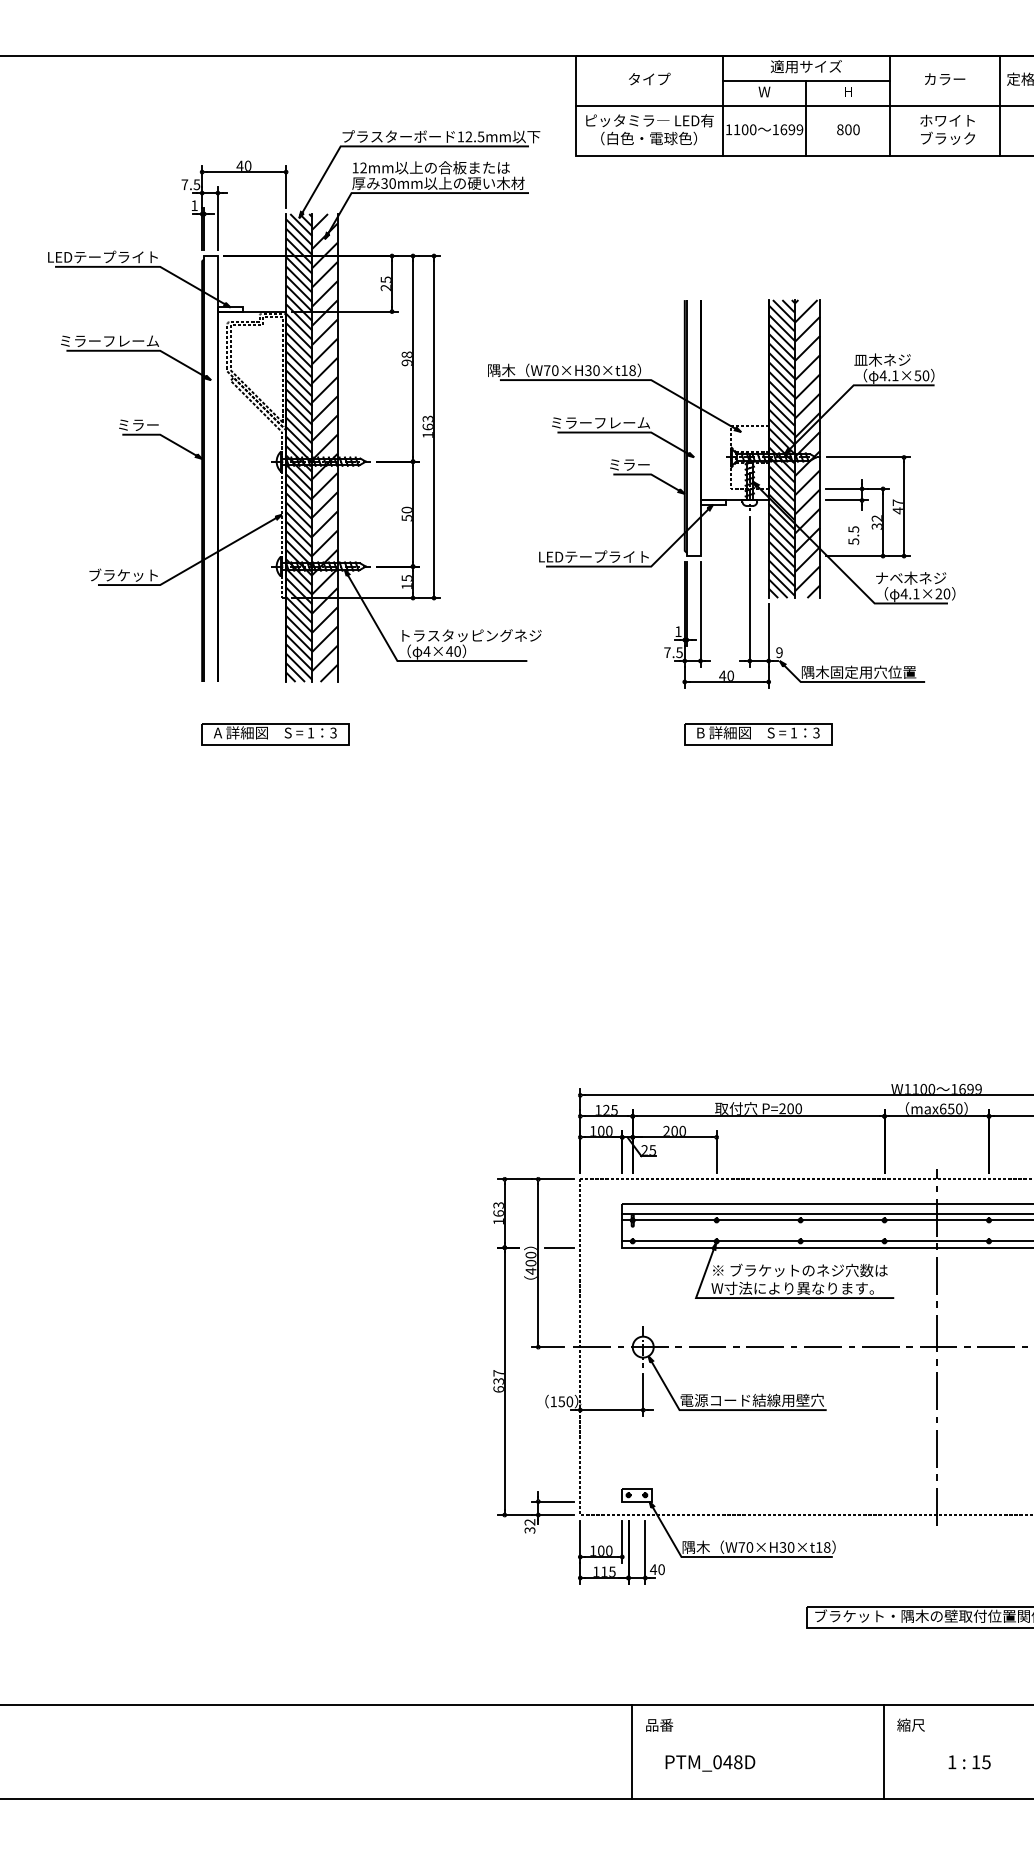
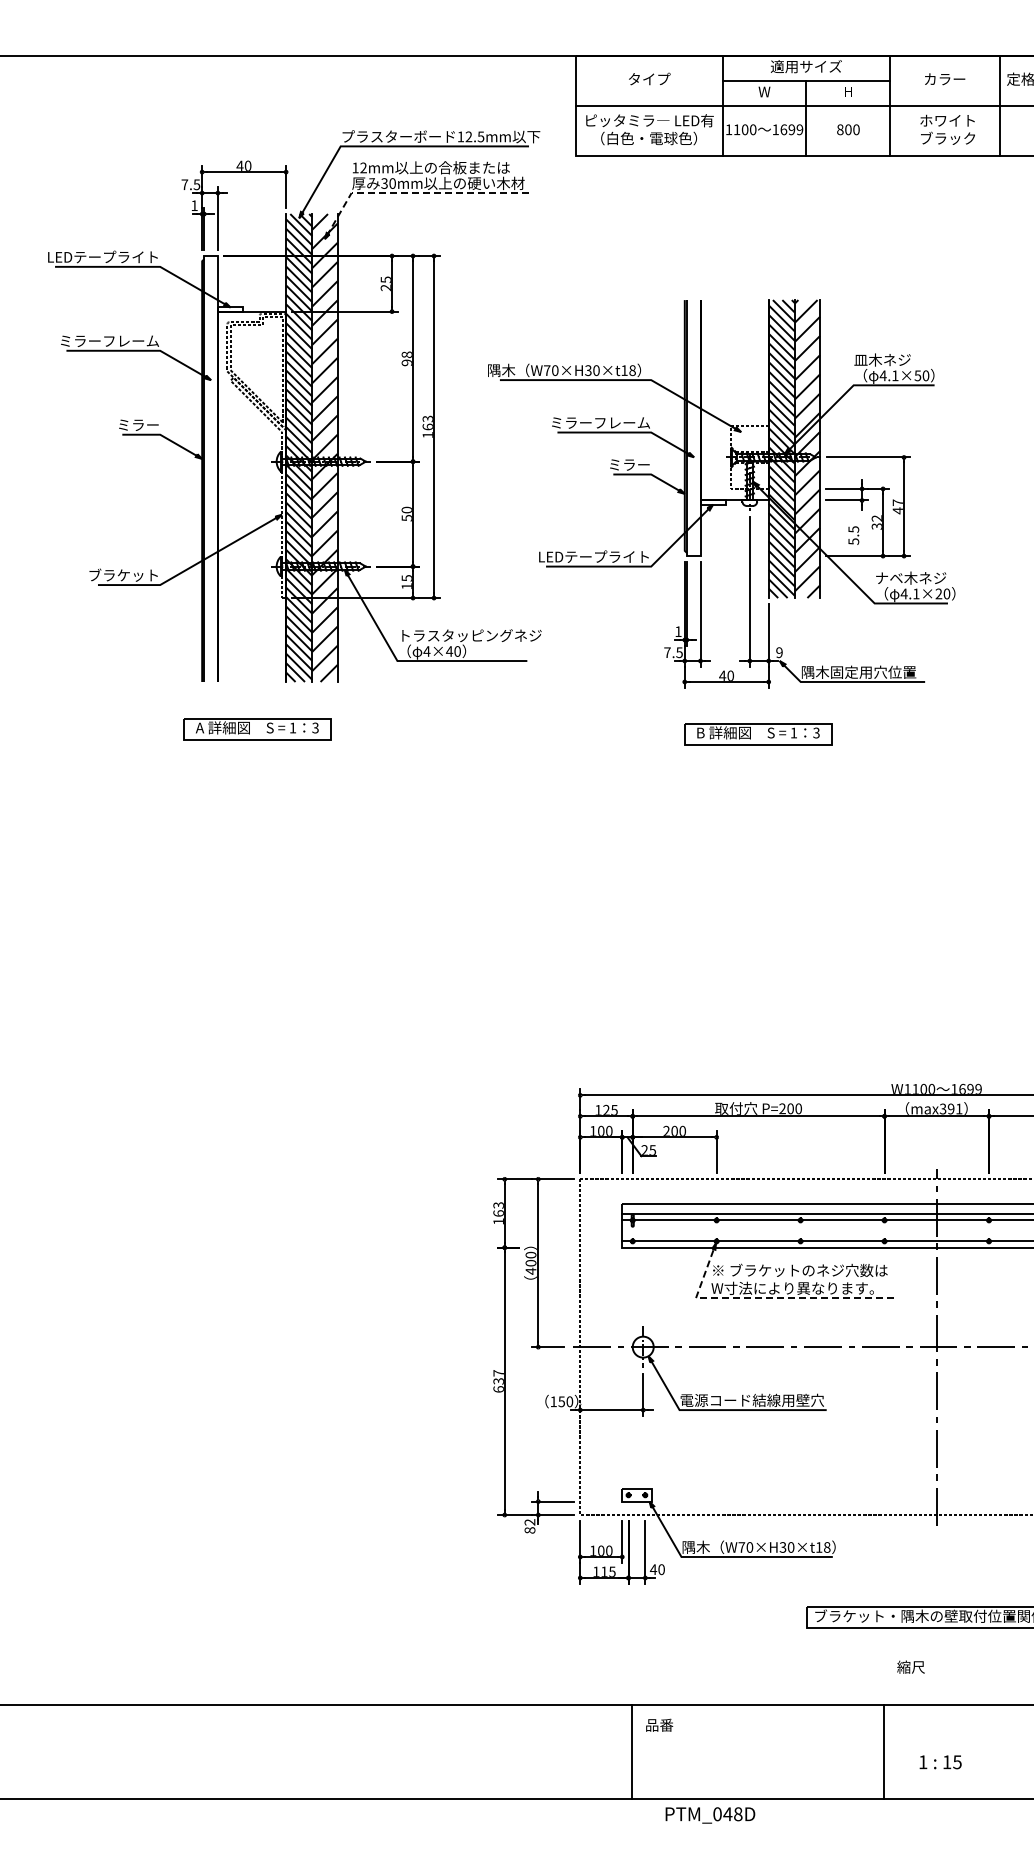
line: solid -> dashed (412, 193)
part position: (275, 734) -> (257, 729) (257, 729)
text: max650 -> max391 (950, 1108)
line: present -> none (558, 1247)
line: solid -> dashed (764, 1298)
text: 32 -> 82 (529, 1530)
text position: (910, 1724) -> (910, 1666) (910, 1666)
text position: (969, 1762) -> (940, 1762) (940, 1762)
text position: (710, 1763) -> (710, 1815) (710, 1815)
